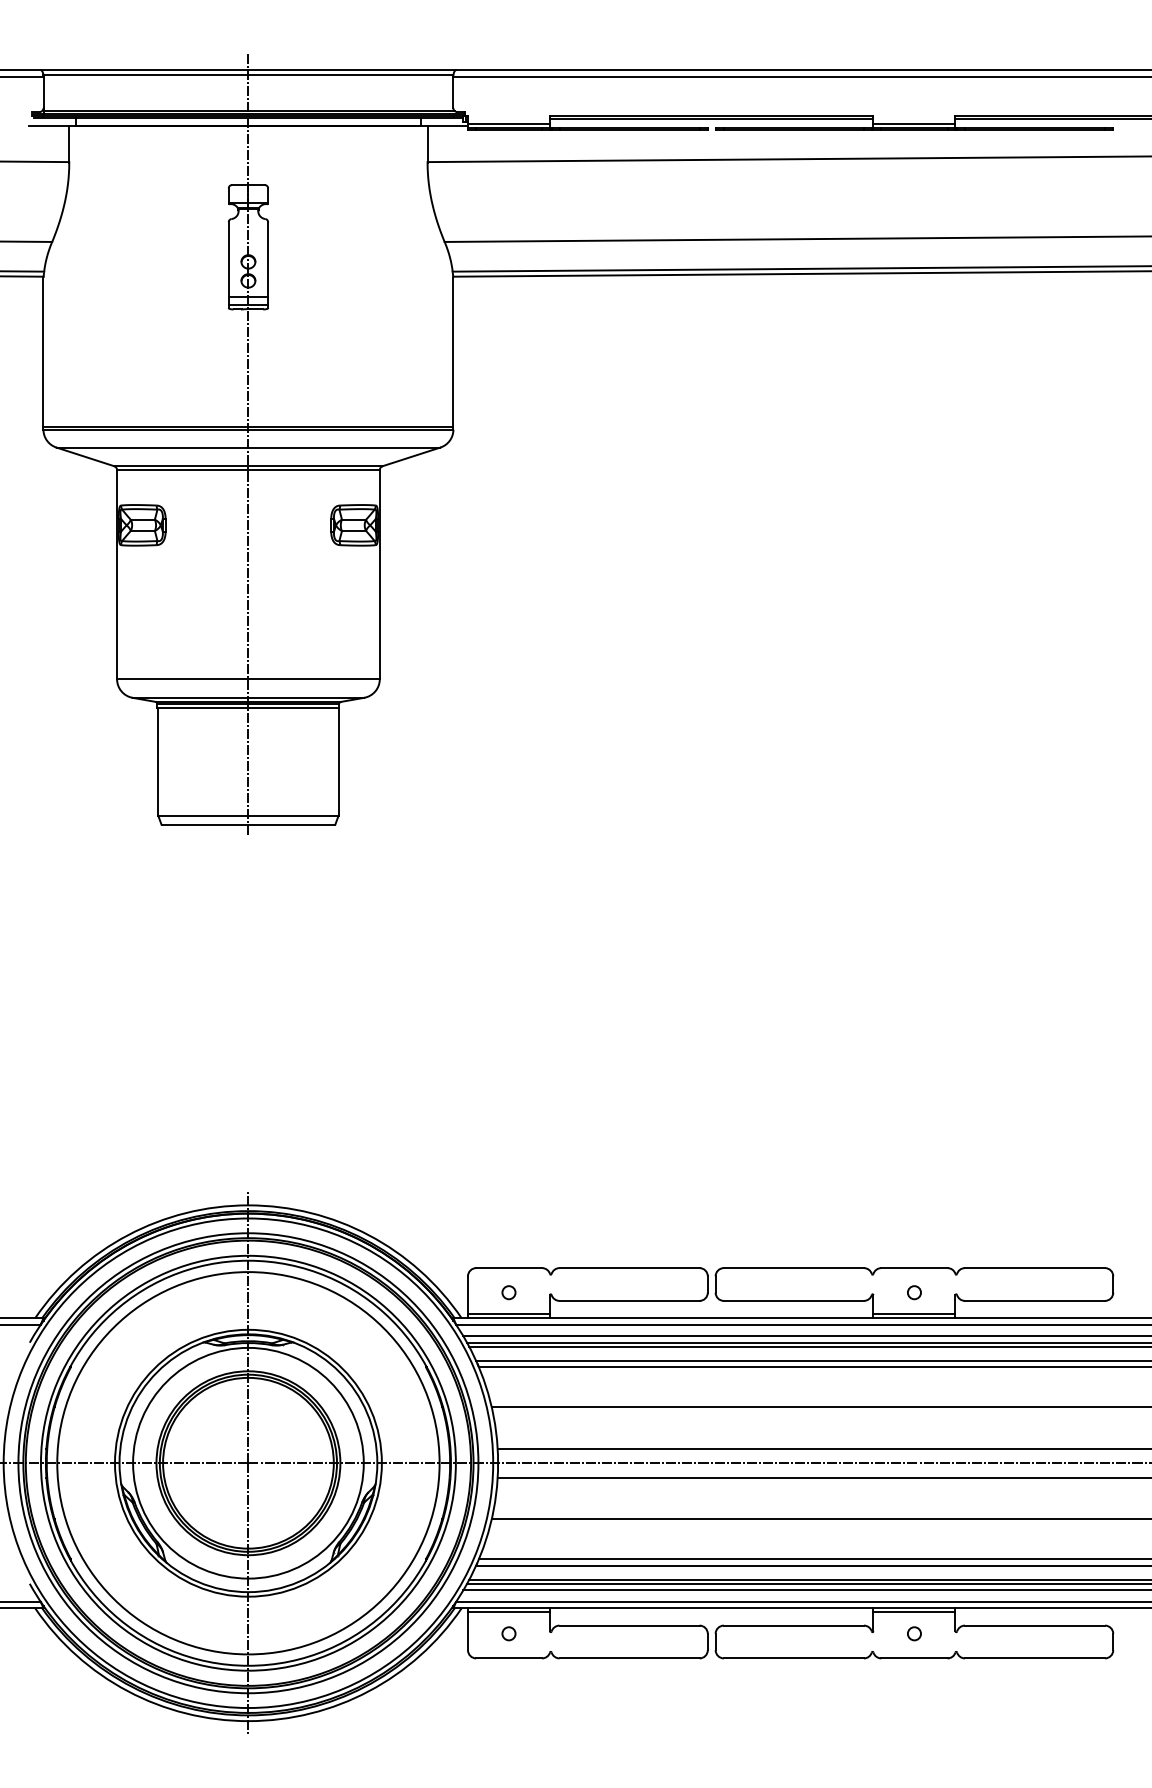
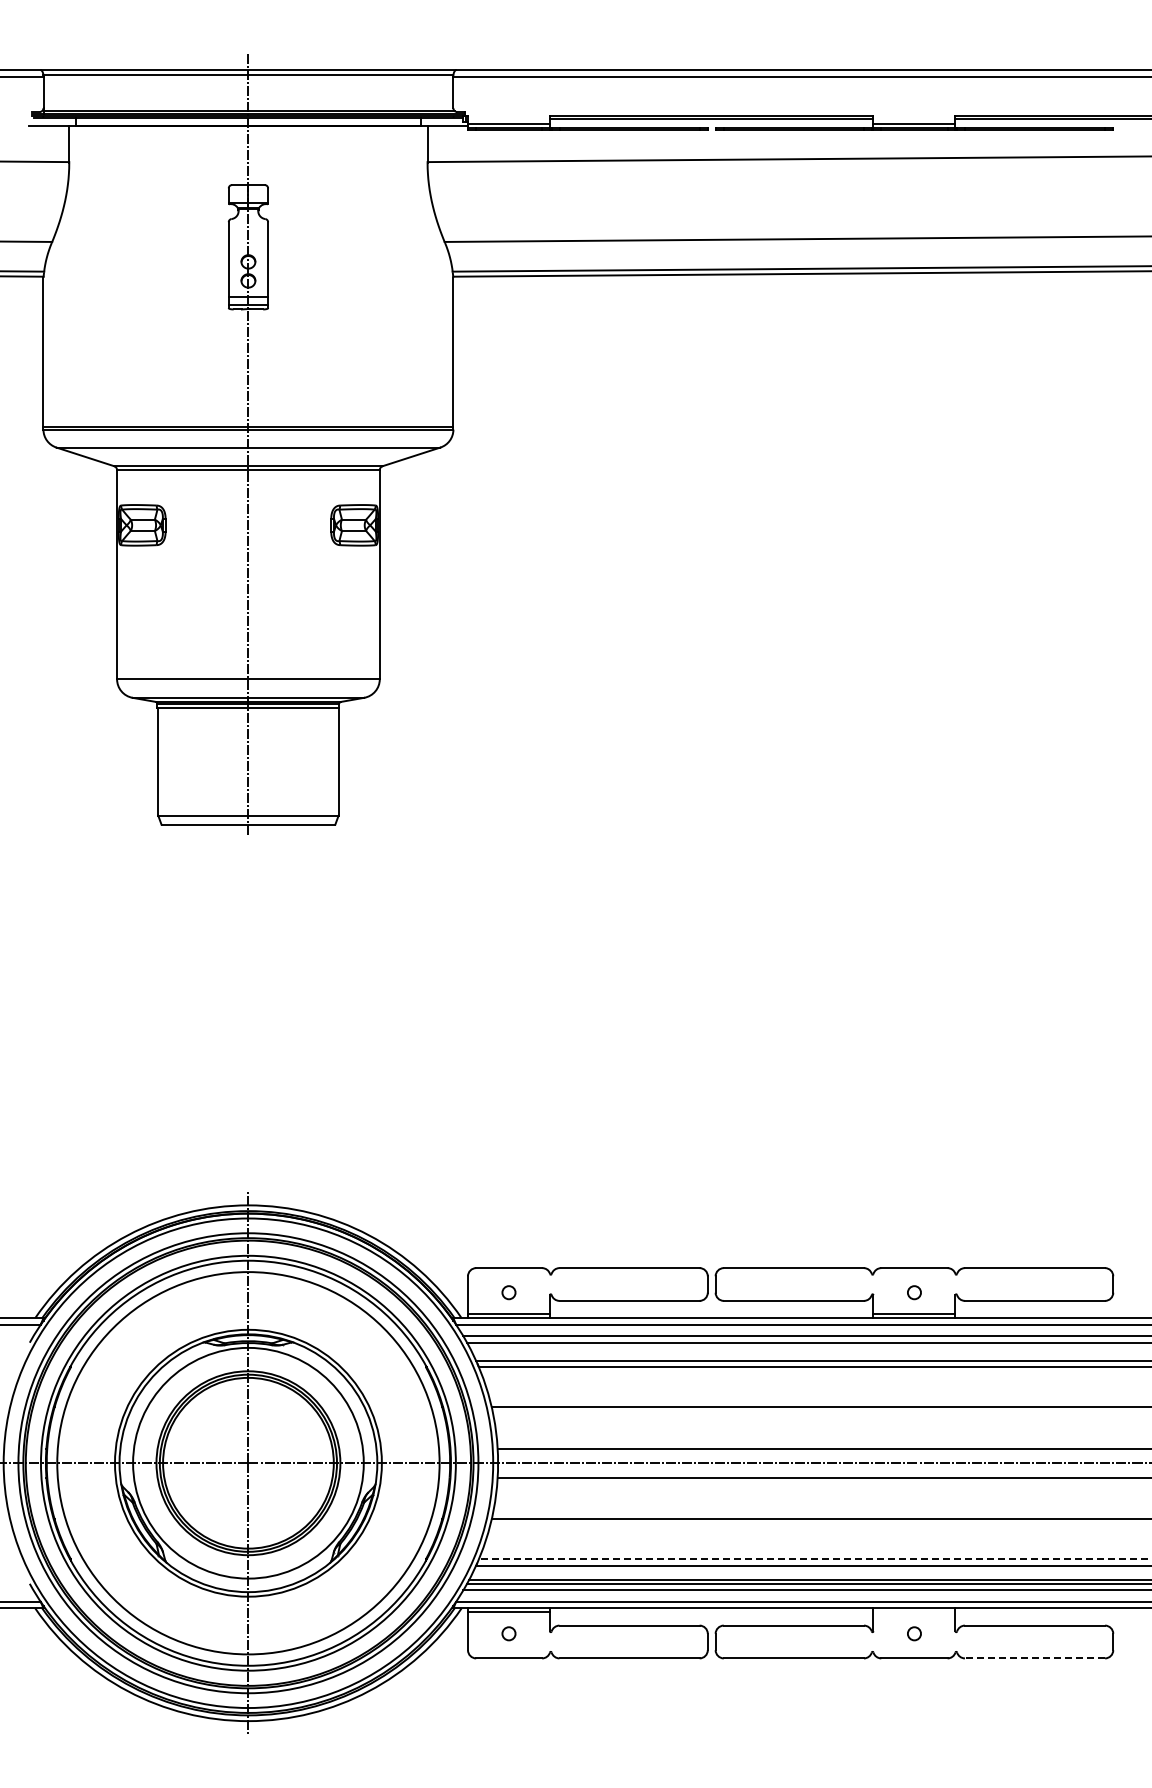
line: present -> none (808, 1346)
line: solid -> dashed (814, 1559)
line: present -> none (914, 1612)
line: solid -> dashed (1034, 1658)
